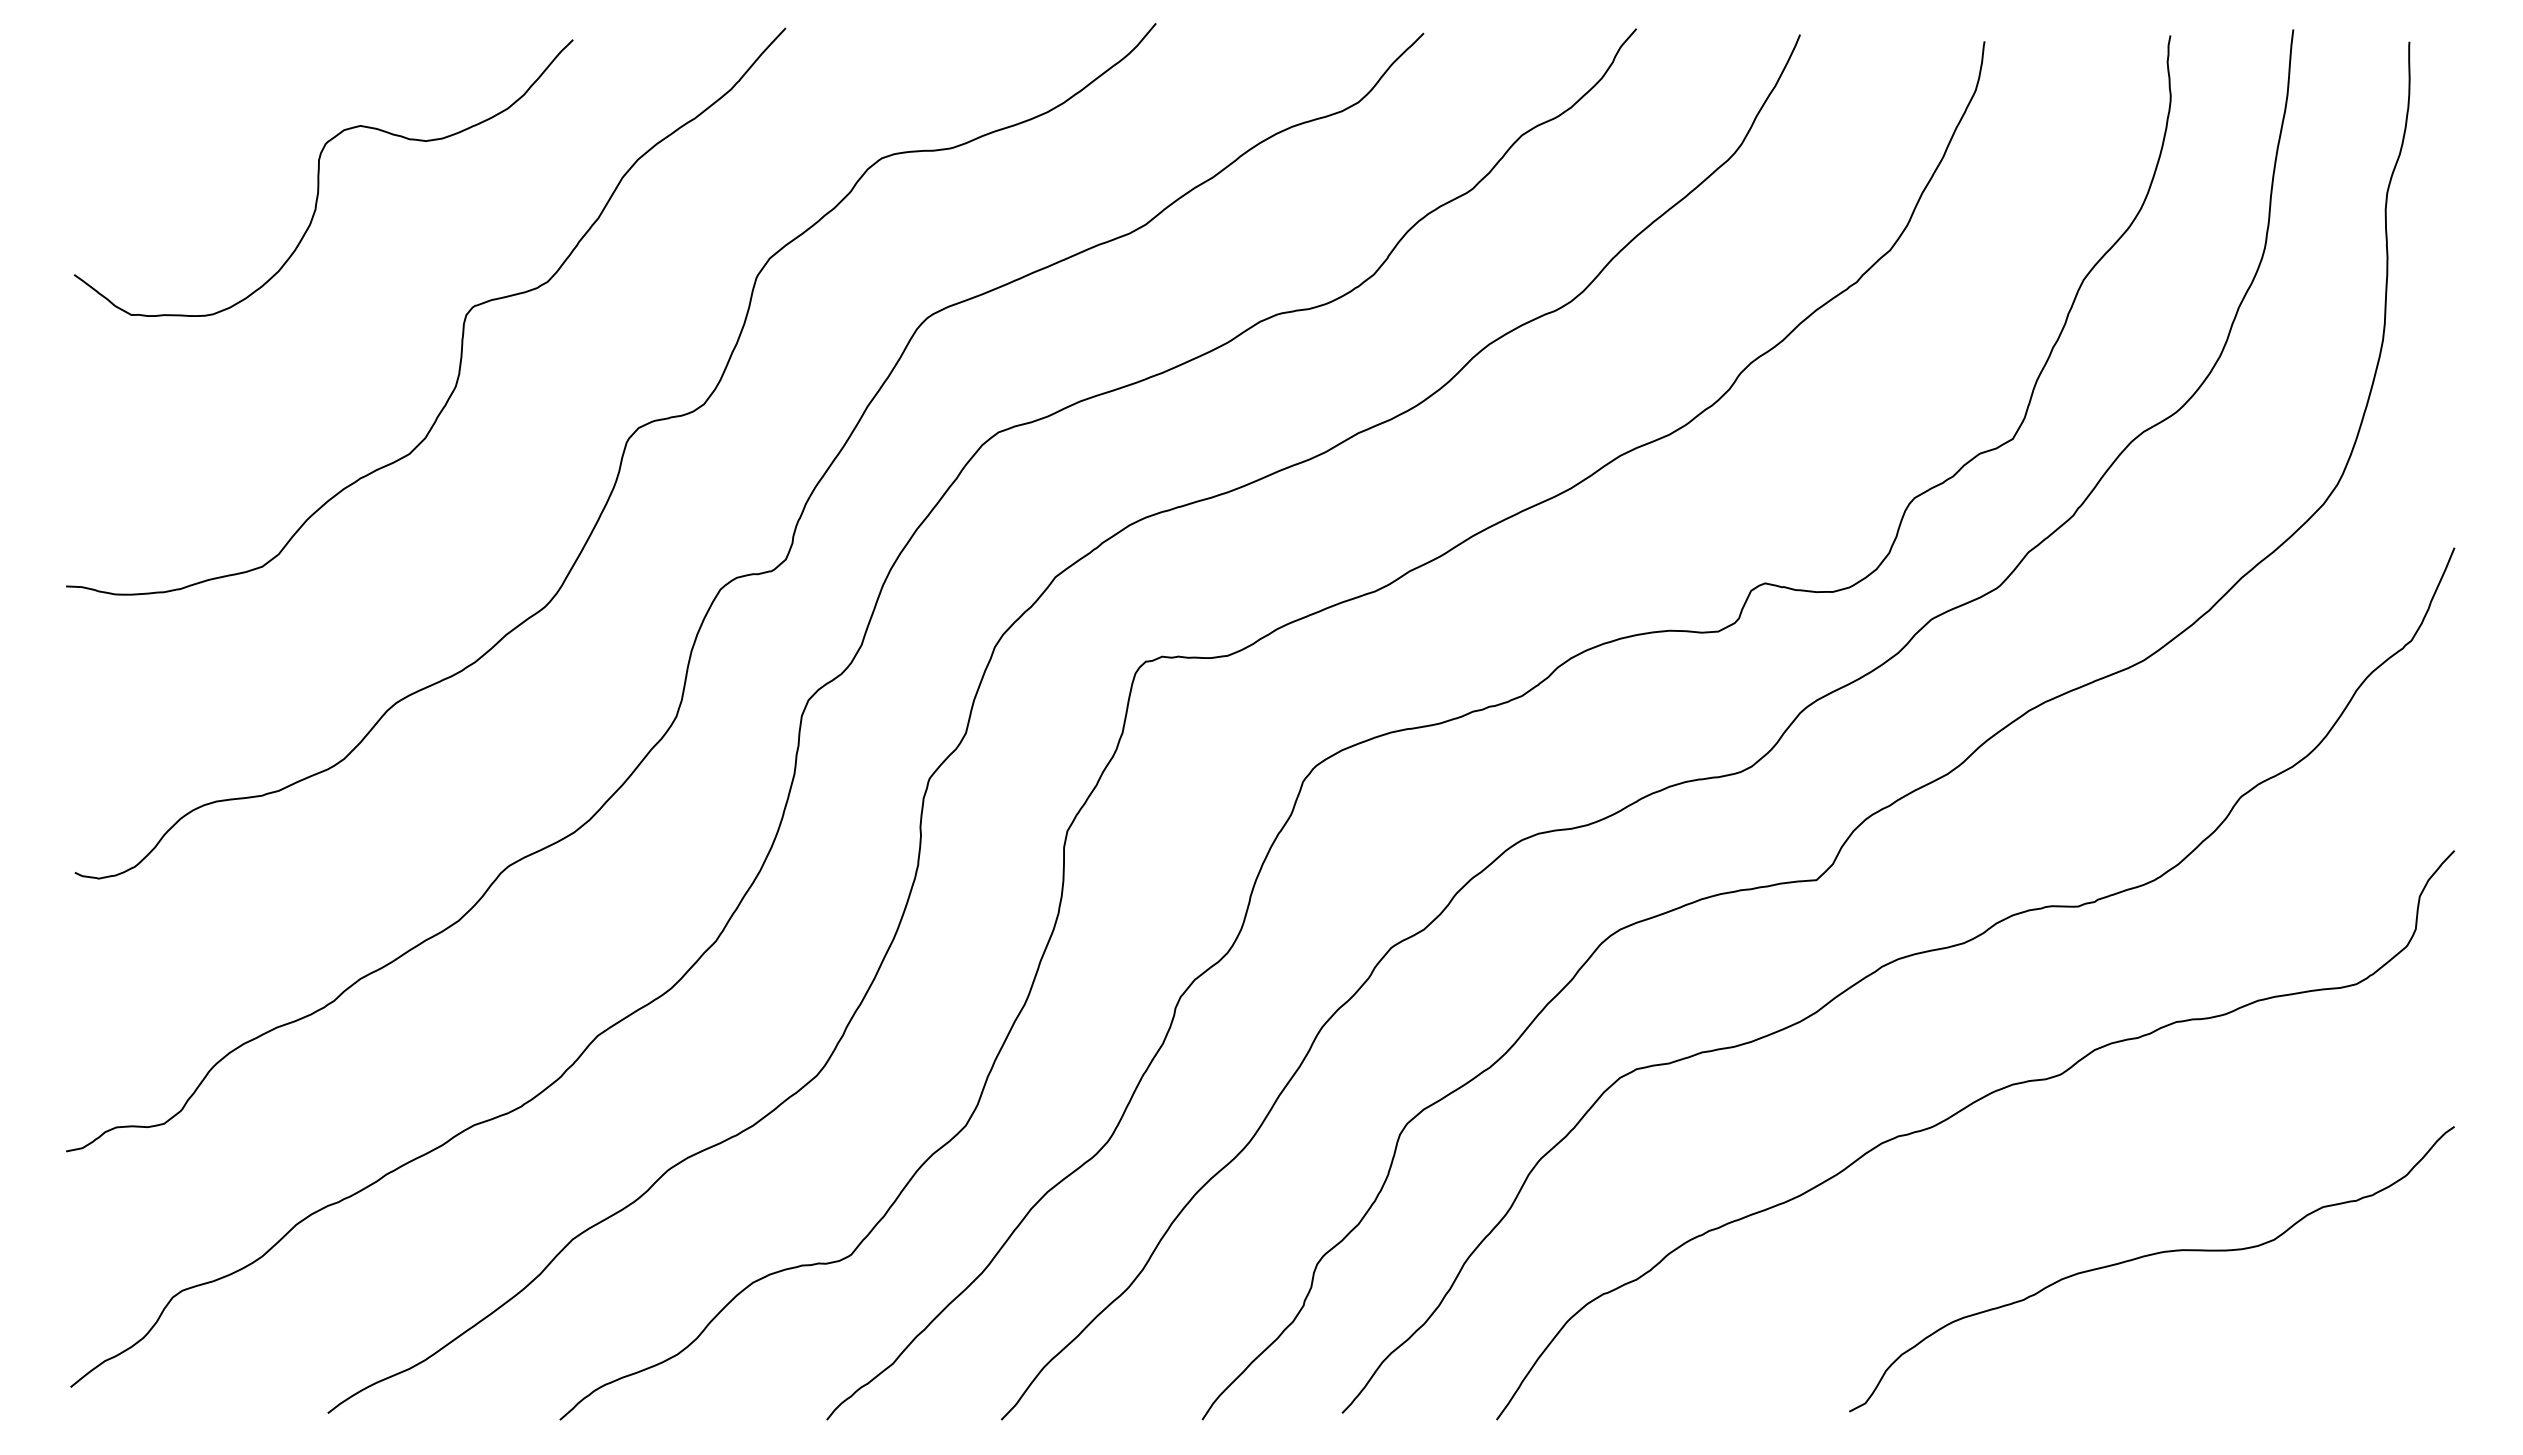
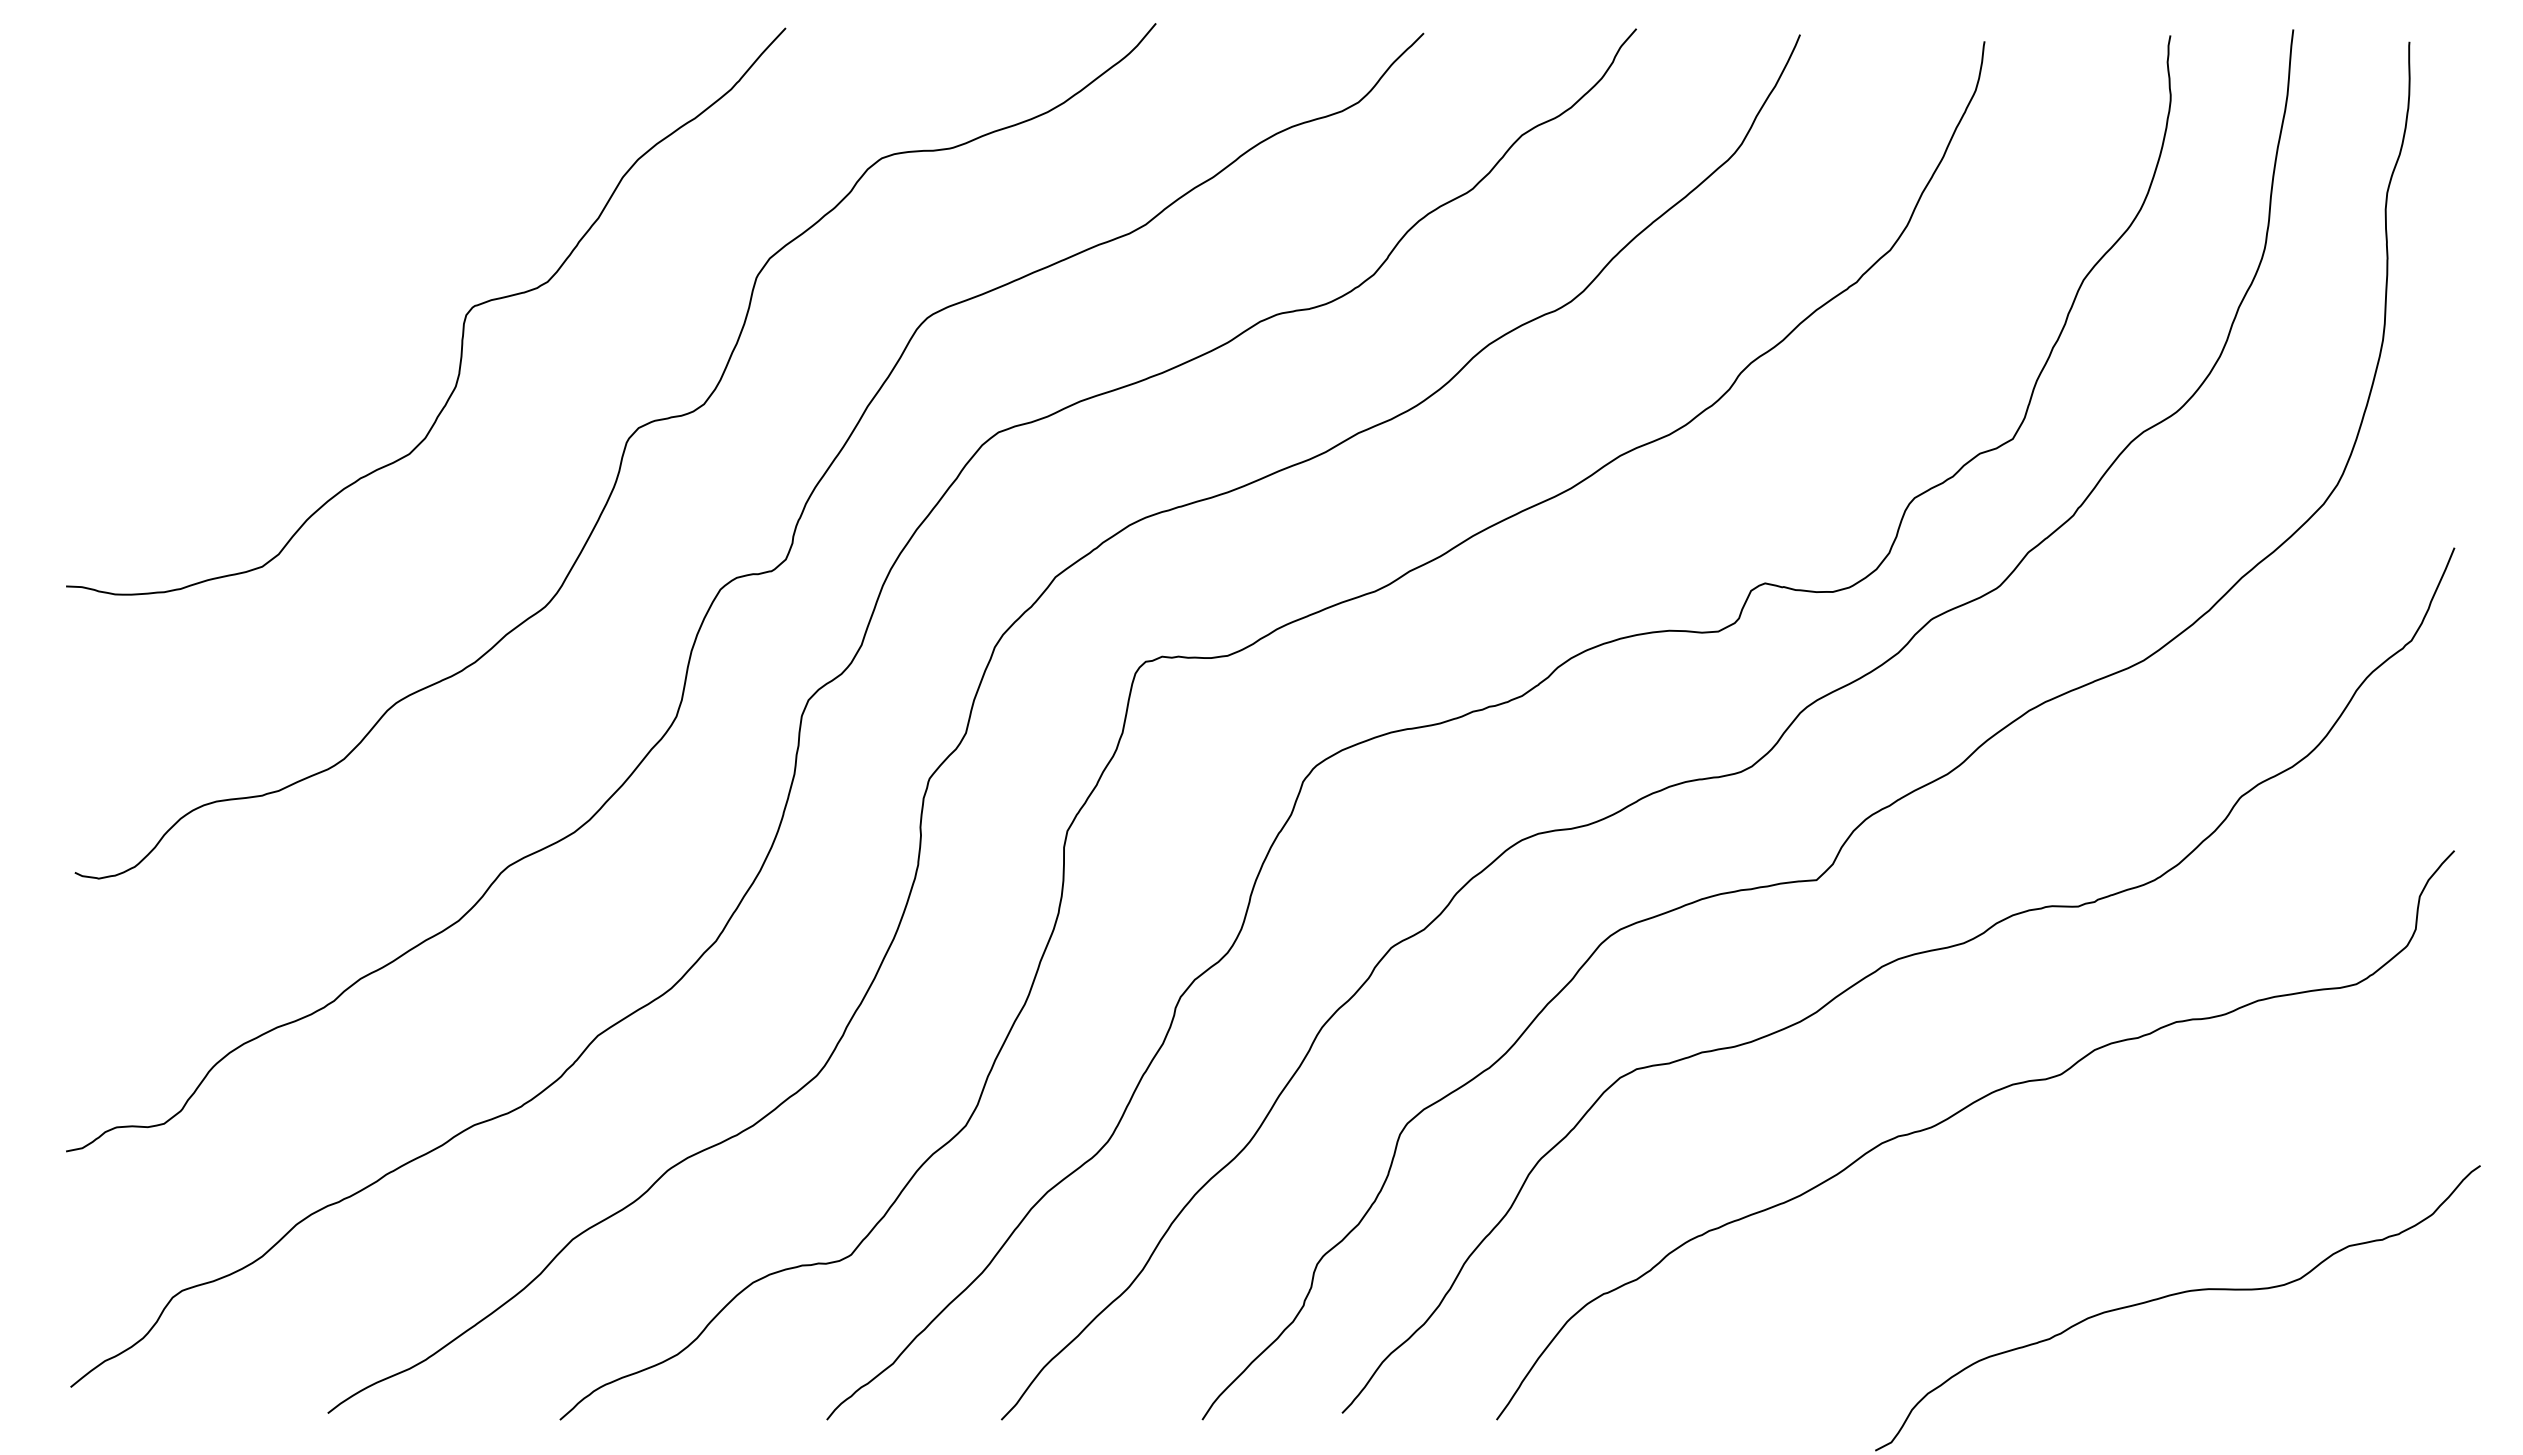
curve: present -> none (319, 177)
curve position: (2148, 1256) -> (2174, 1295) (2174, 1295)
